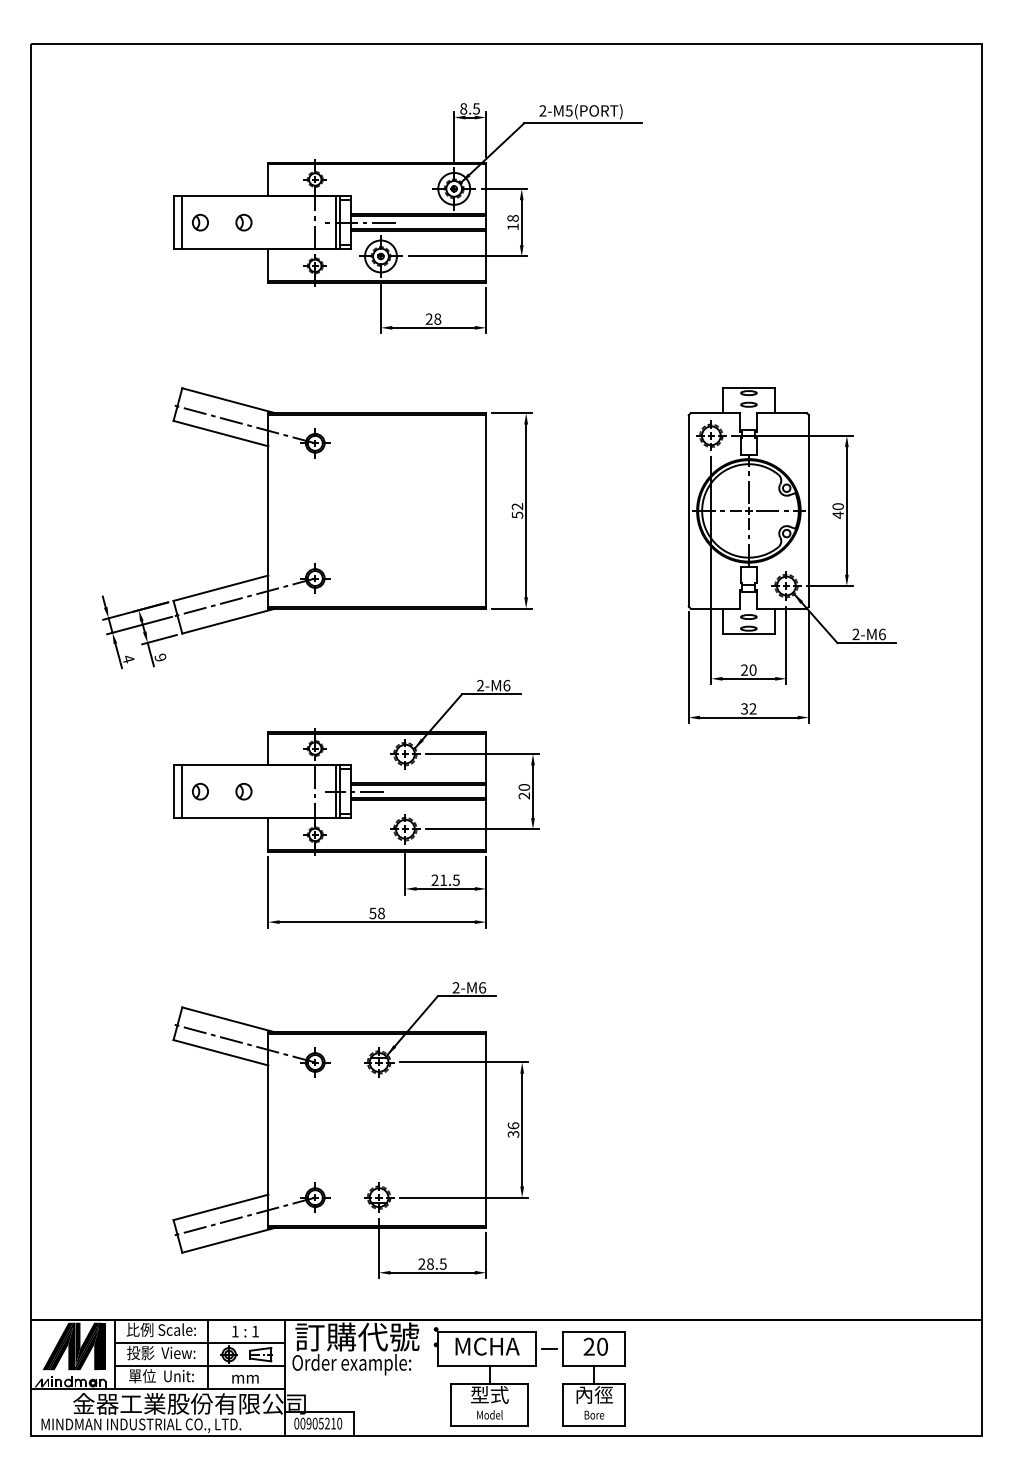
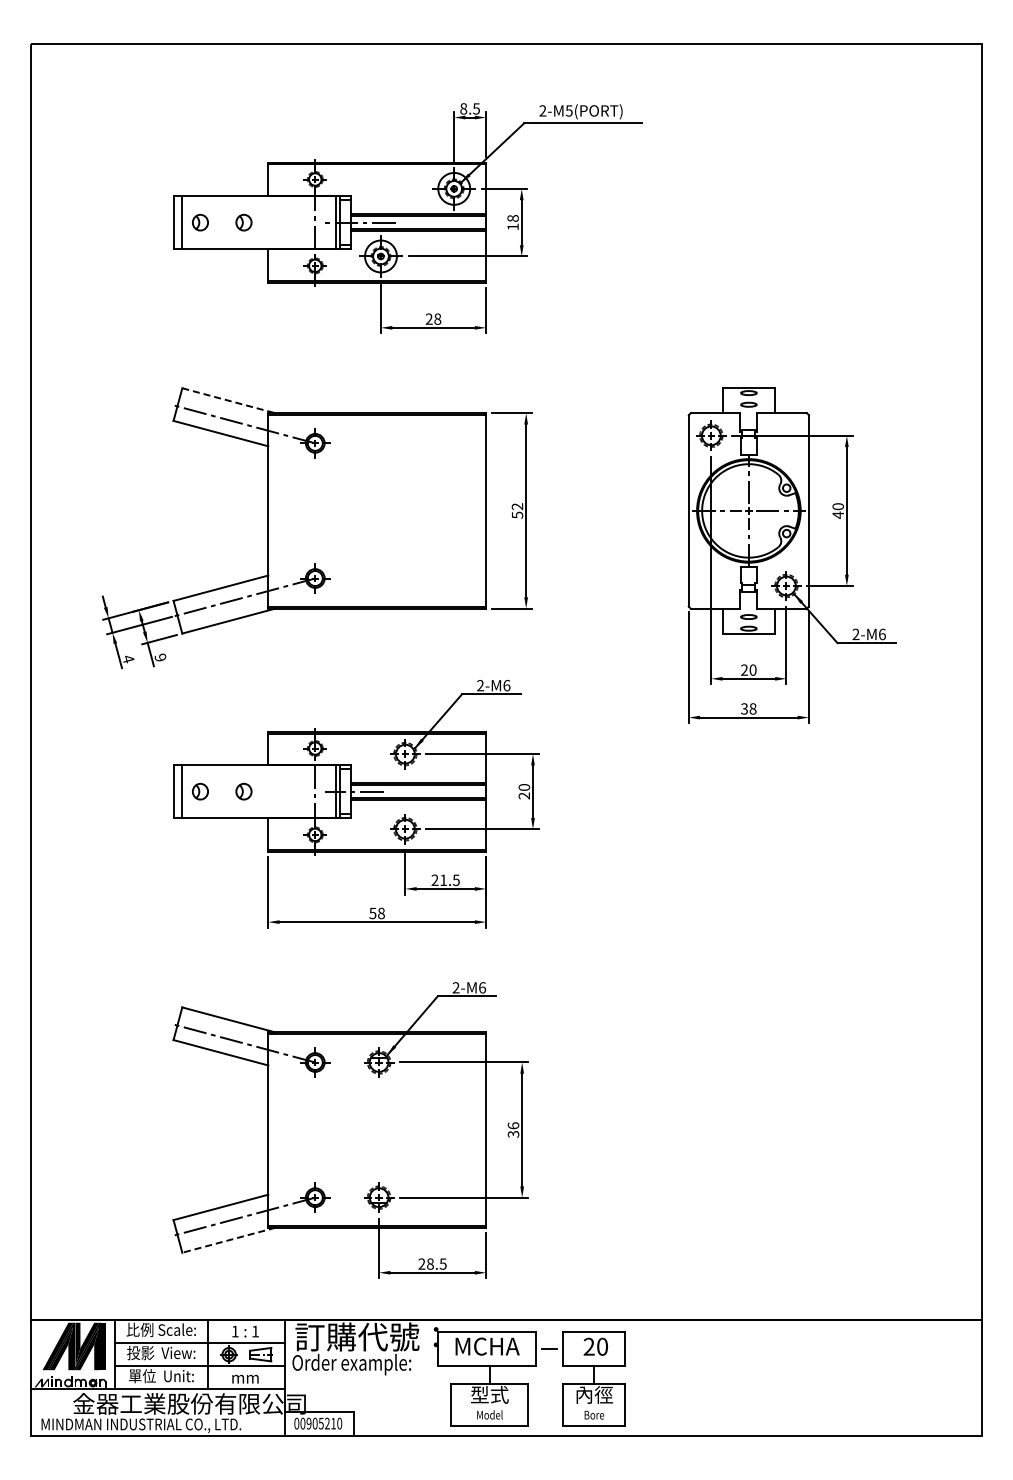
line: solid -> dashed (229, 400)
text: 32 -> 38 (752, 708)
line: solid -> dashed (228, 1240)
